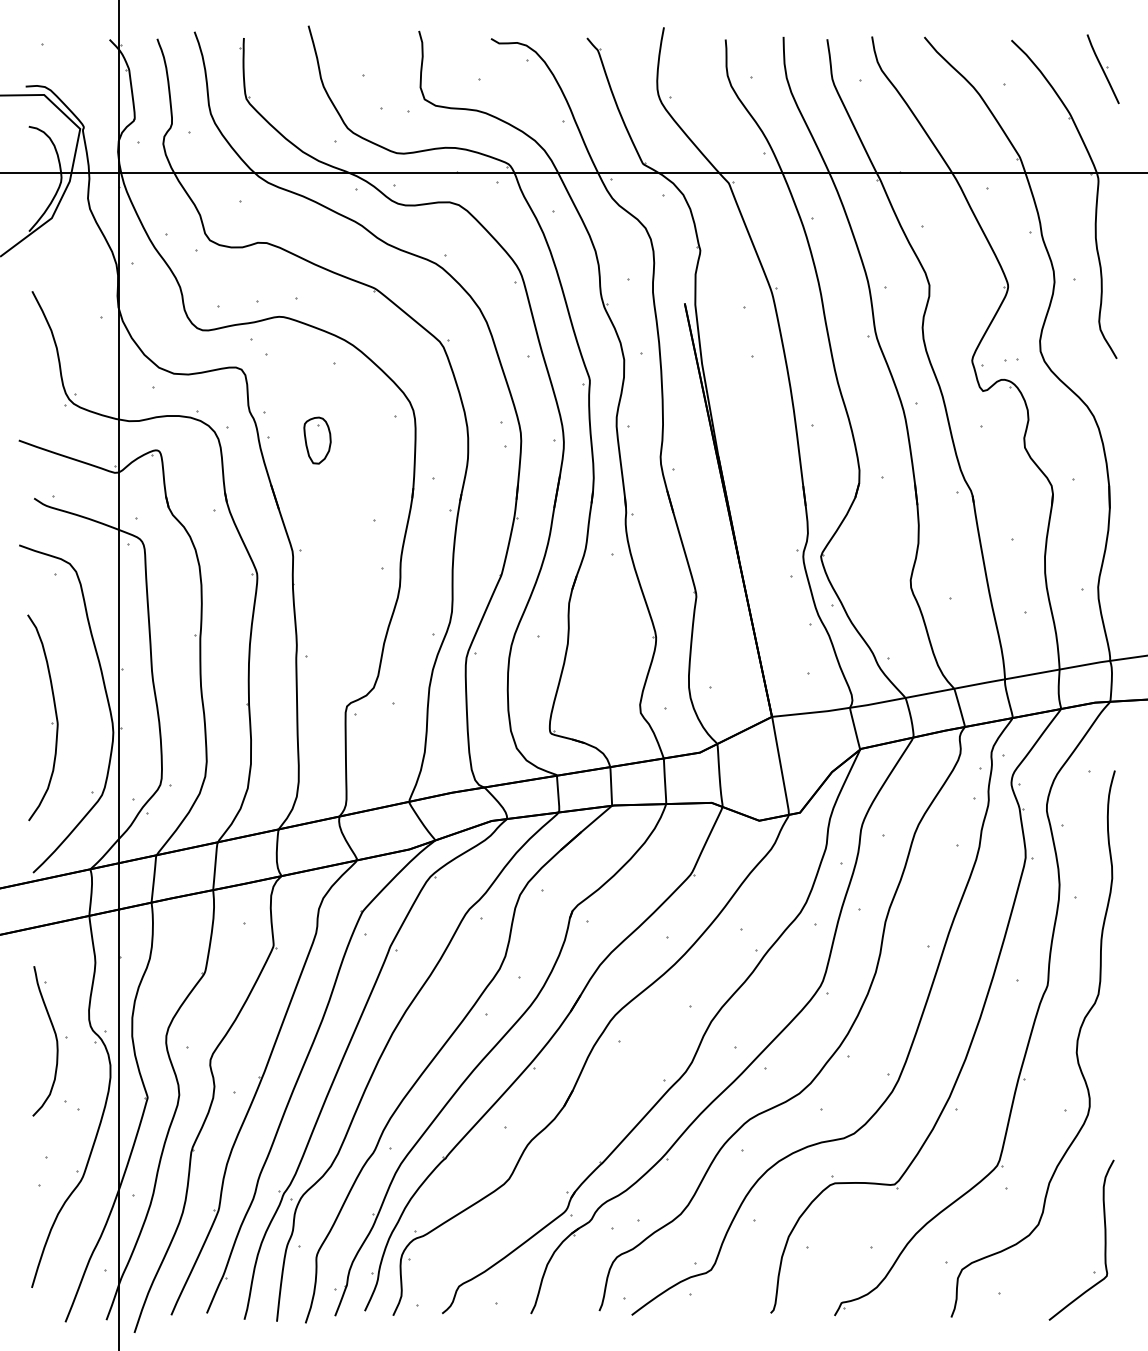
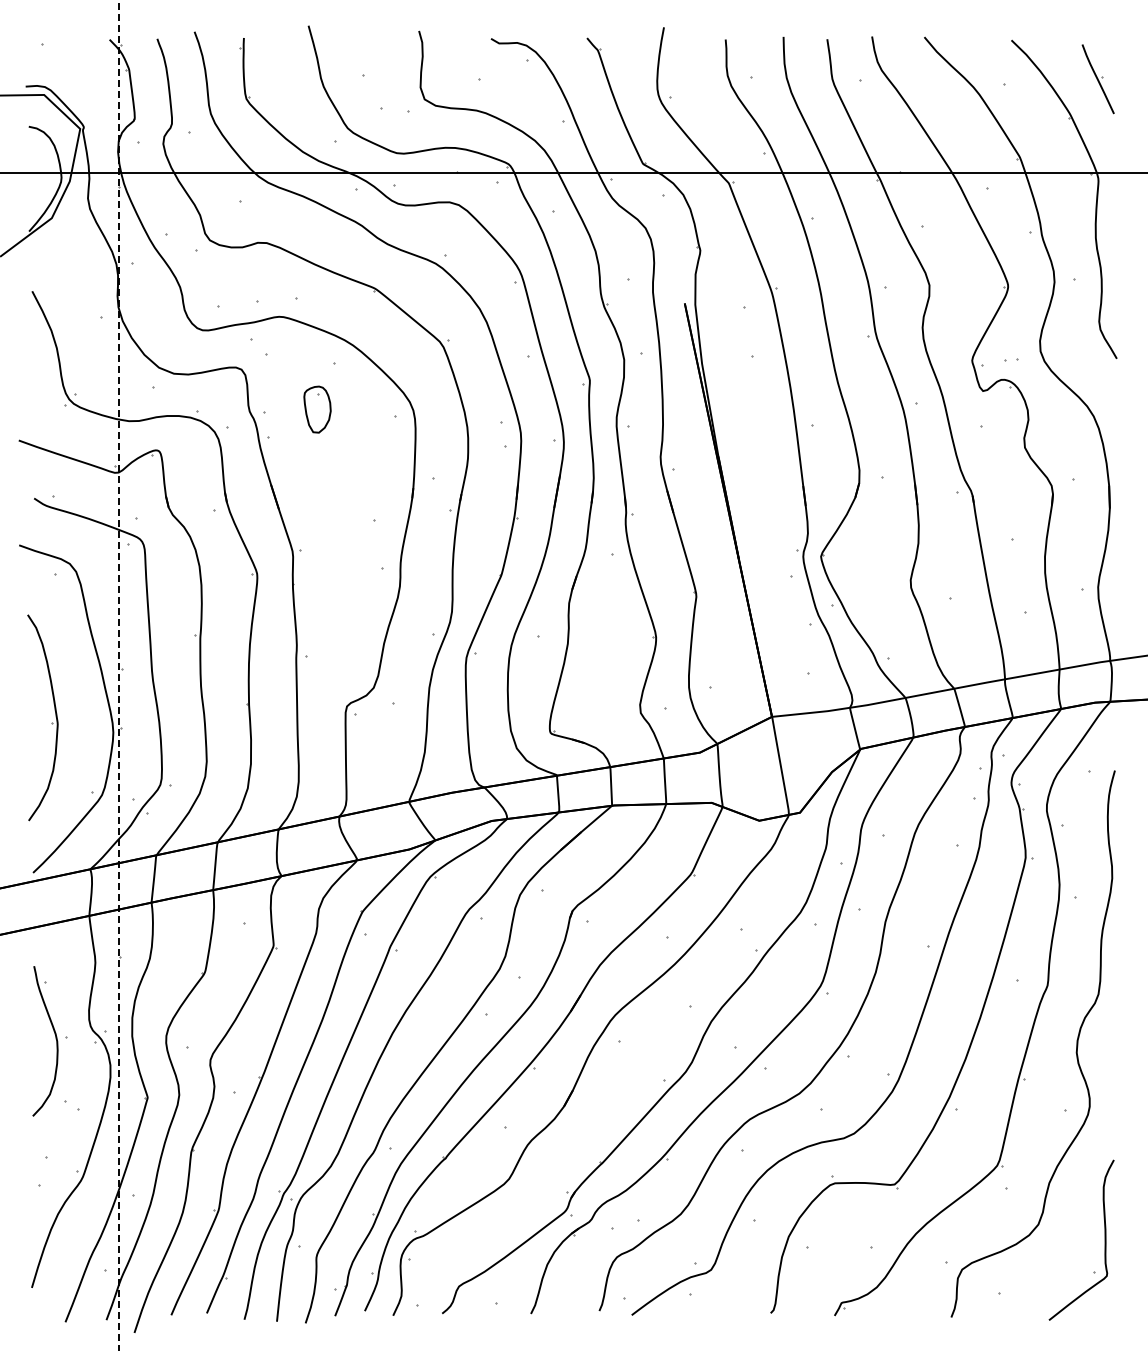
part position: (1102, 69) -> (1097, 79) (1097, 79)
part position: (317, 440) -> (317, 409) (317, 409)
line: solid -> dashed (119, 675)
